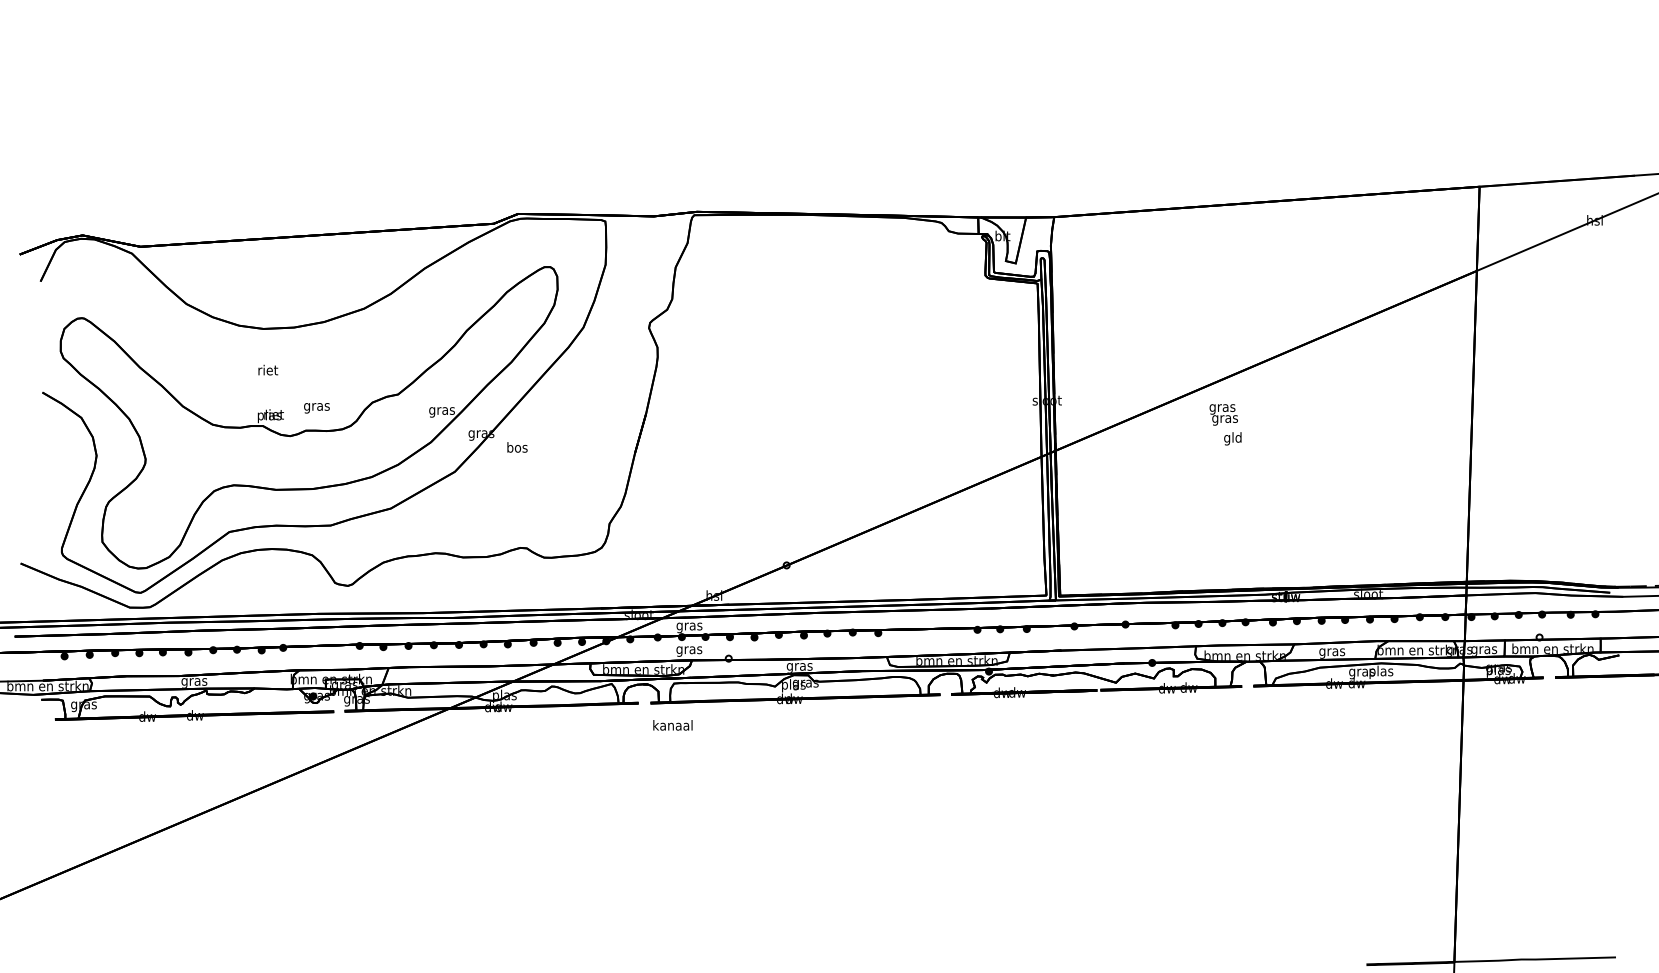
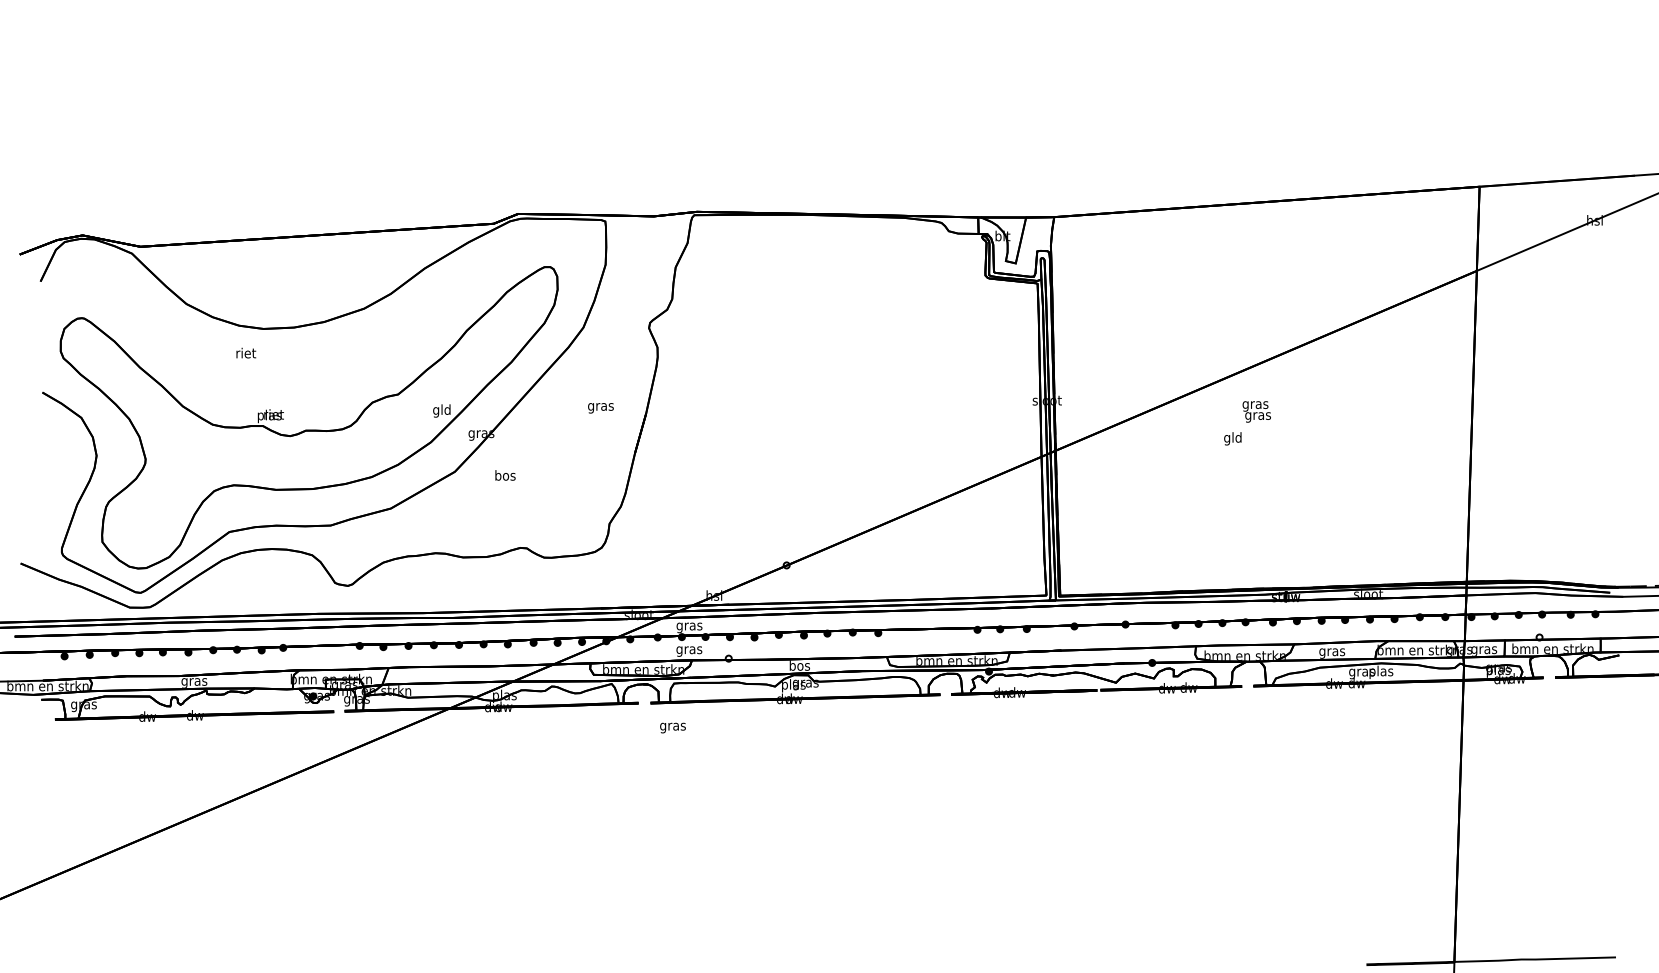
text position: (268, 369) -> (246, 352) (246, 352)
text position: (316, 408) -> (600, 408) (600, 408)
text: gras -> gld (441, 410)
text position: (1223, 414) -> (1256, 411) (1256, 411)
text position: (517, 447) -> (505, 475) (505, 475)
text: gras -> bos (799, 666)
text: kanaal -> gras (672, 726)
